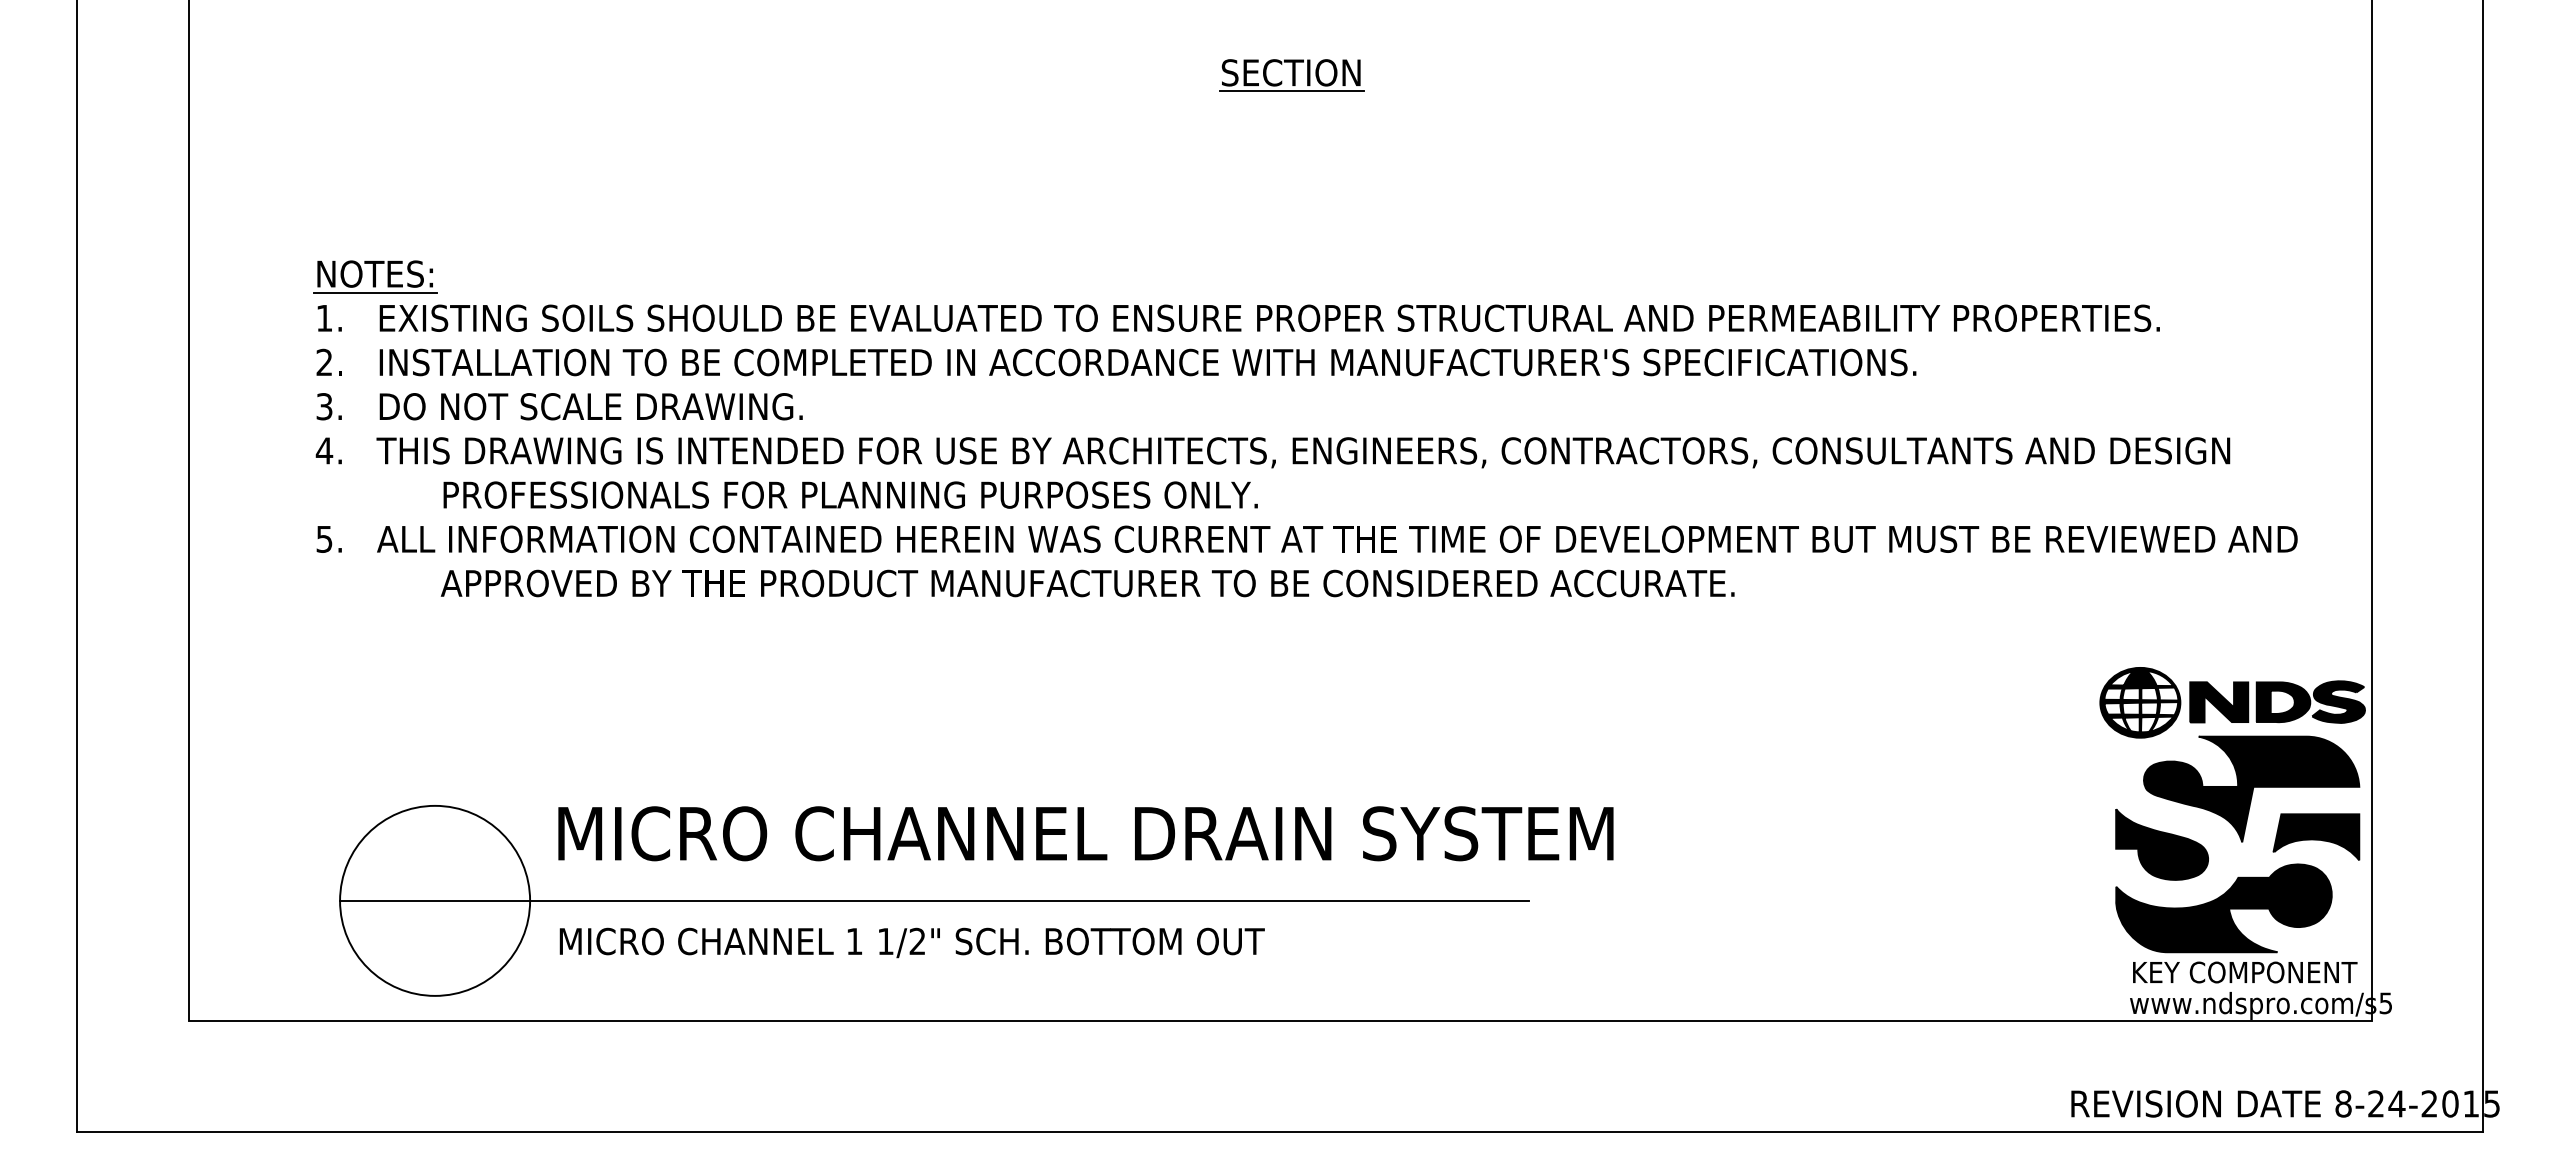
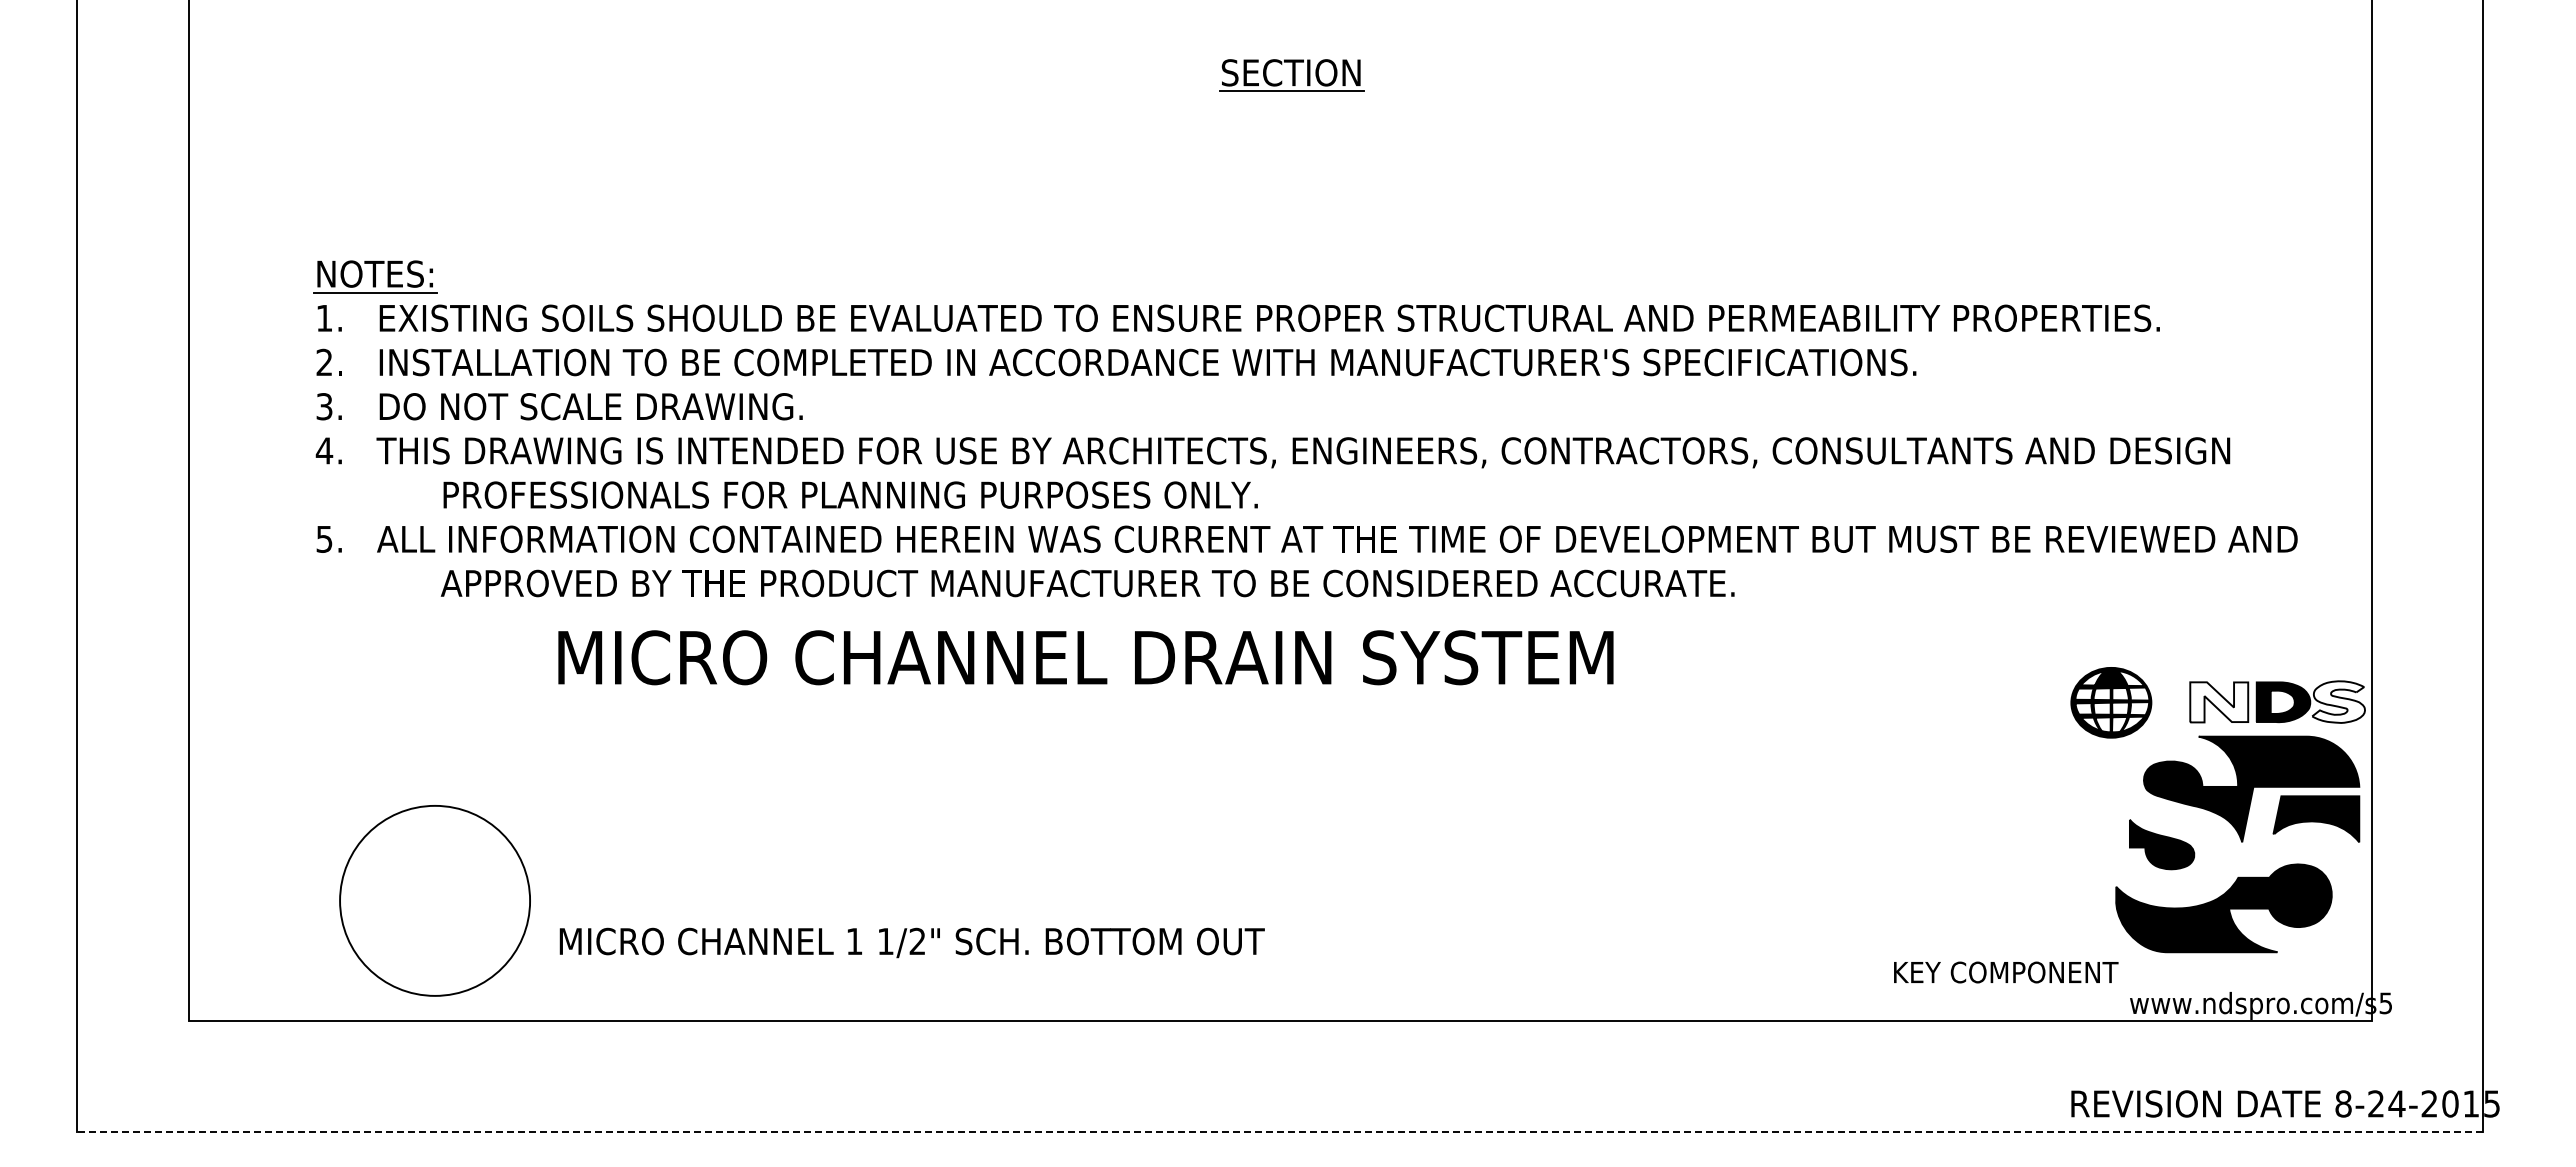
fill: present -> none (2338, 701)
part position: (2140, 702) -> (2111, 702) (2111, 702)
fill: present -> none (2219, 702)
text position: (1085, 833) -> (1085, 657) (1085, 657)
part position: (2316, 836) -> (2316, 818) (2316, 818)
part size: 94x73 px -> 67x52 px (2162, 844)
line: present -> none (934, 900)
text position: (2245, 972) -> (2006, 972) (2006, 972)
line: solid -> dashed (1279, 1132)
